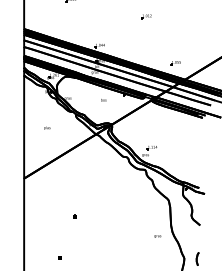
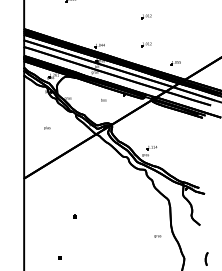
part: none -> present (146, 44)
part position: (197, 258) -> (206, 258) (206, 258)
